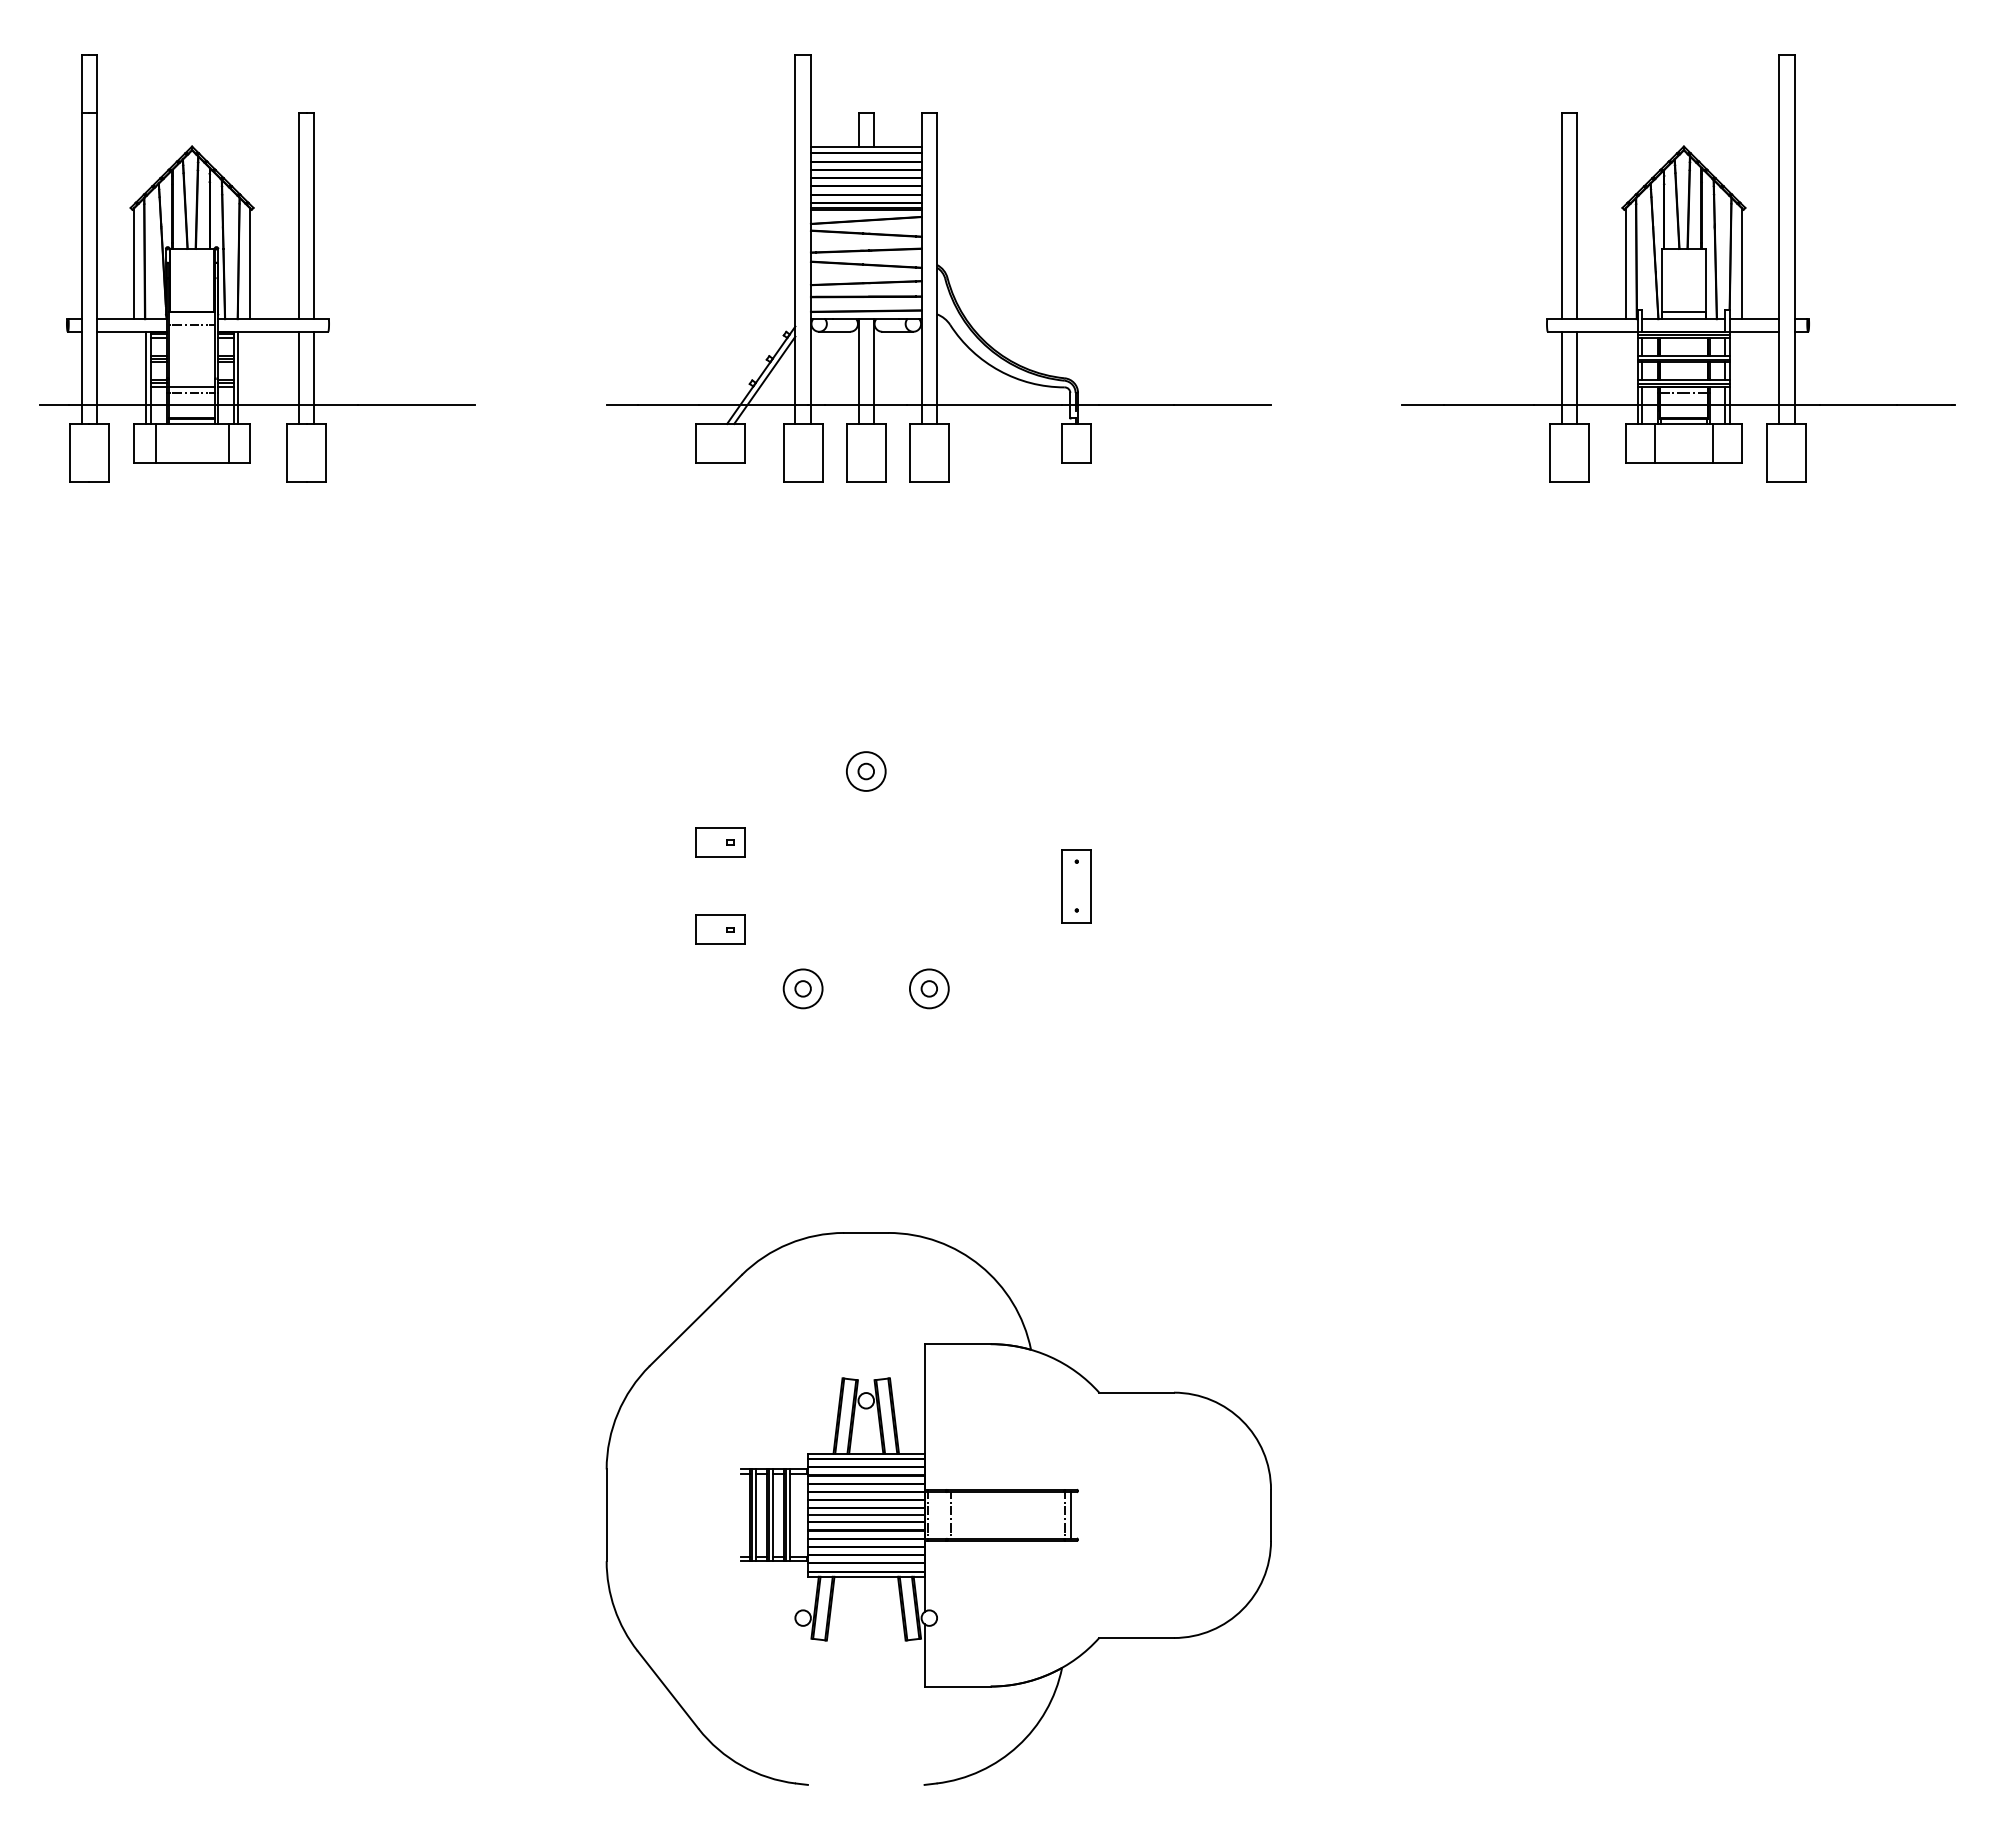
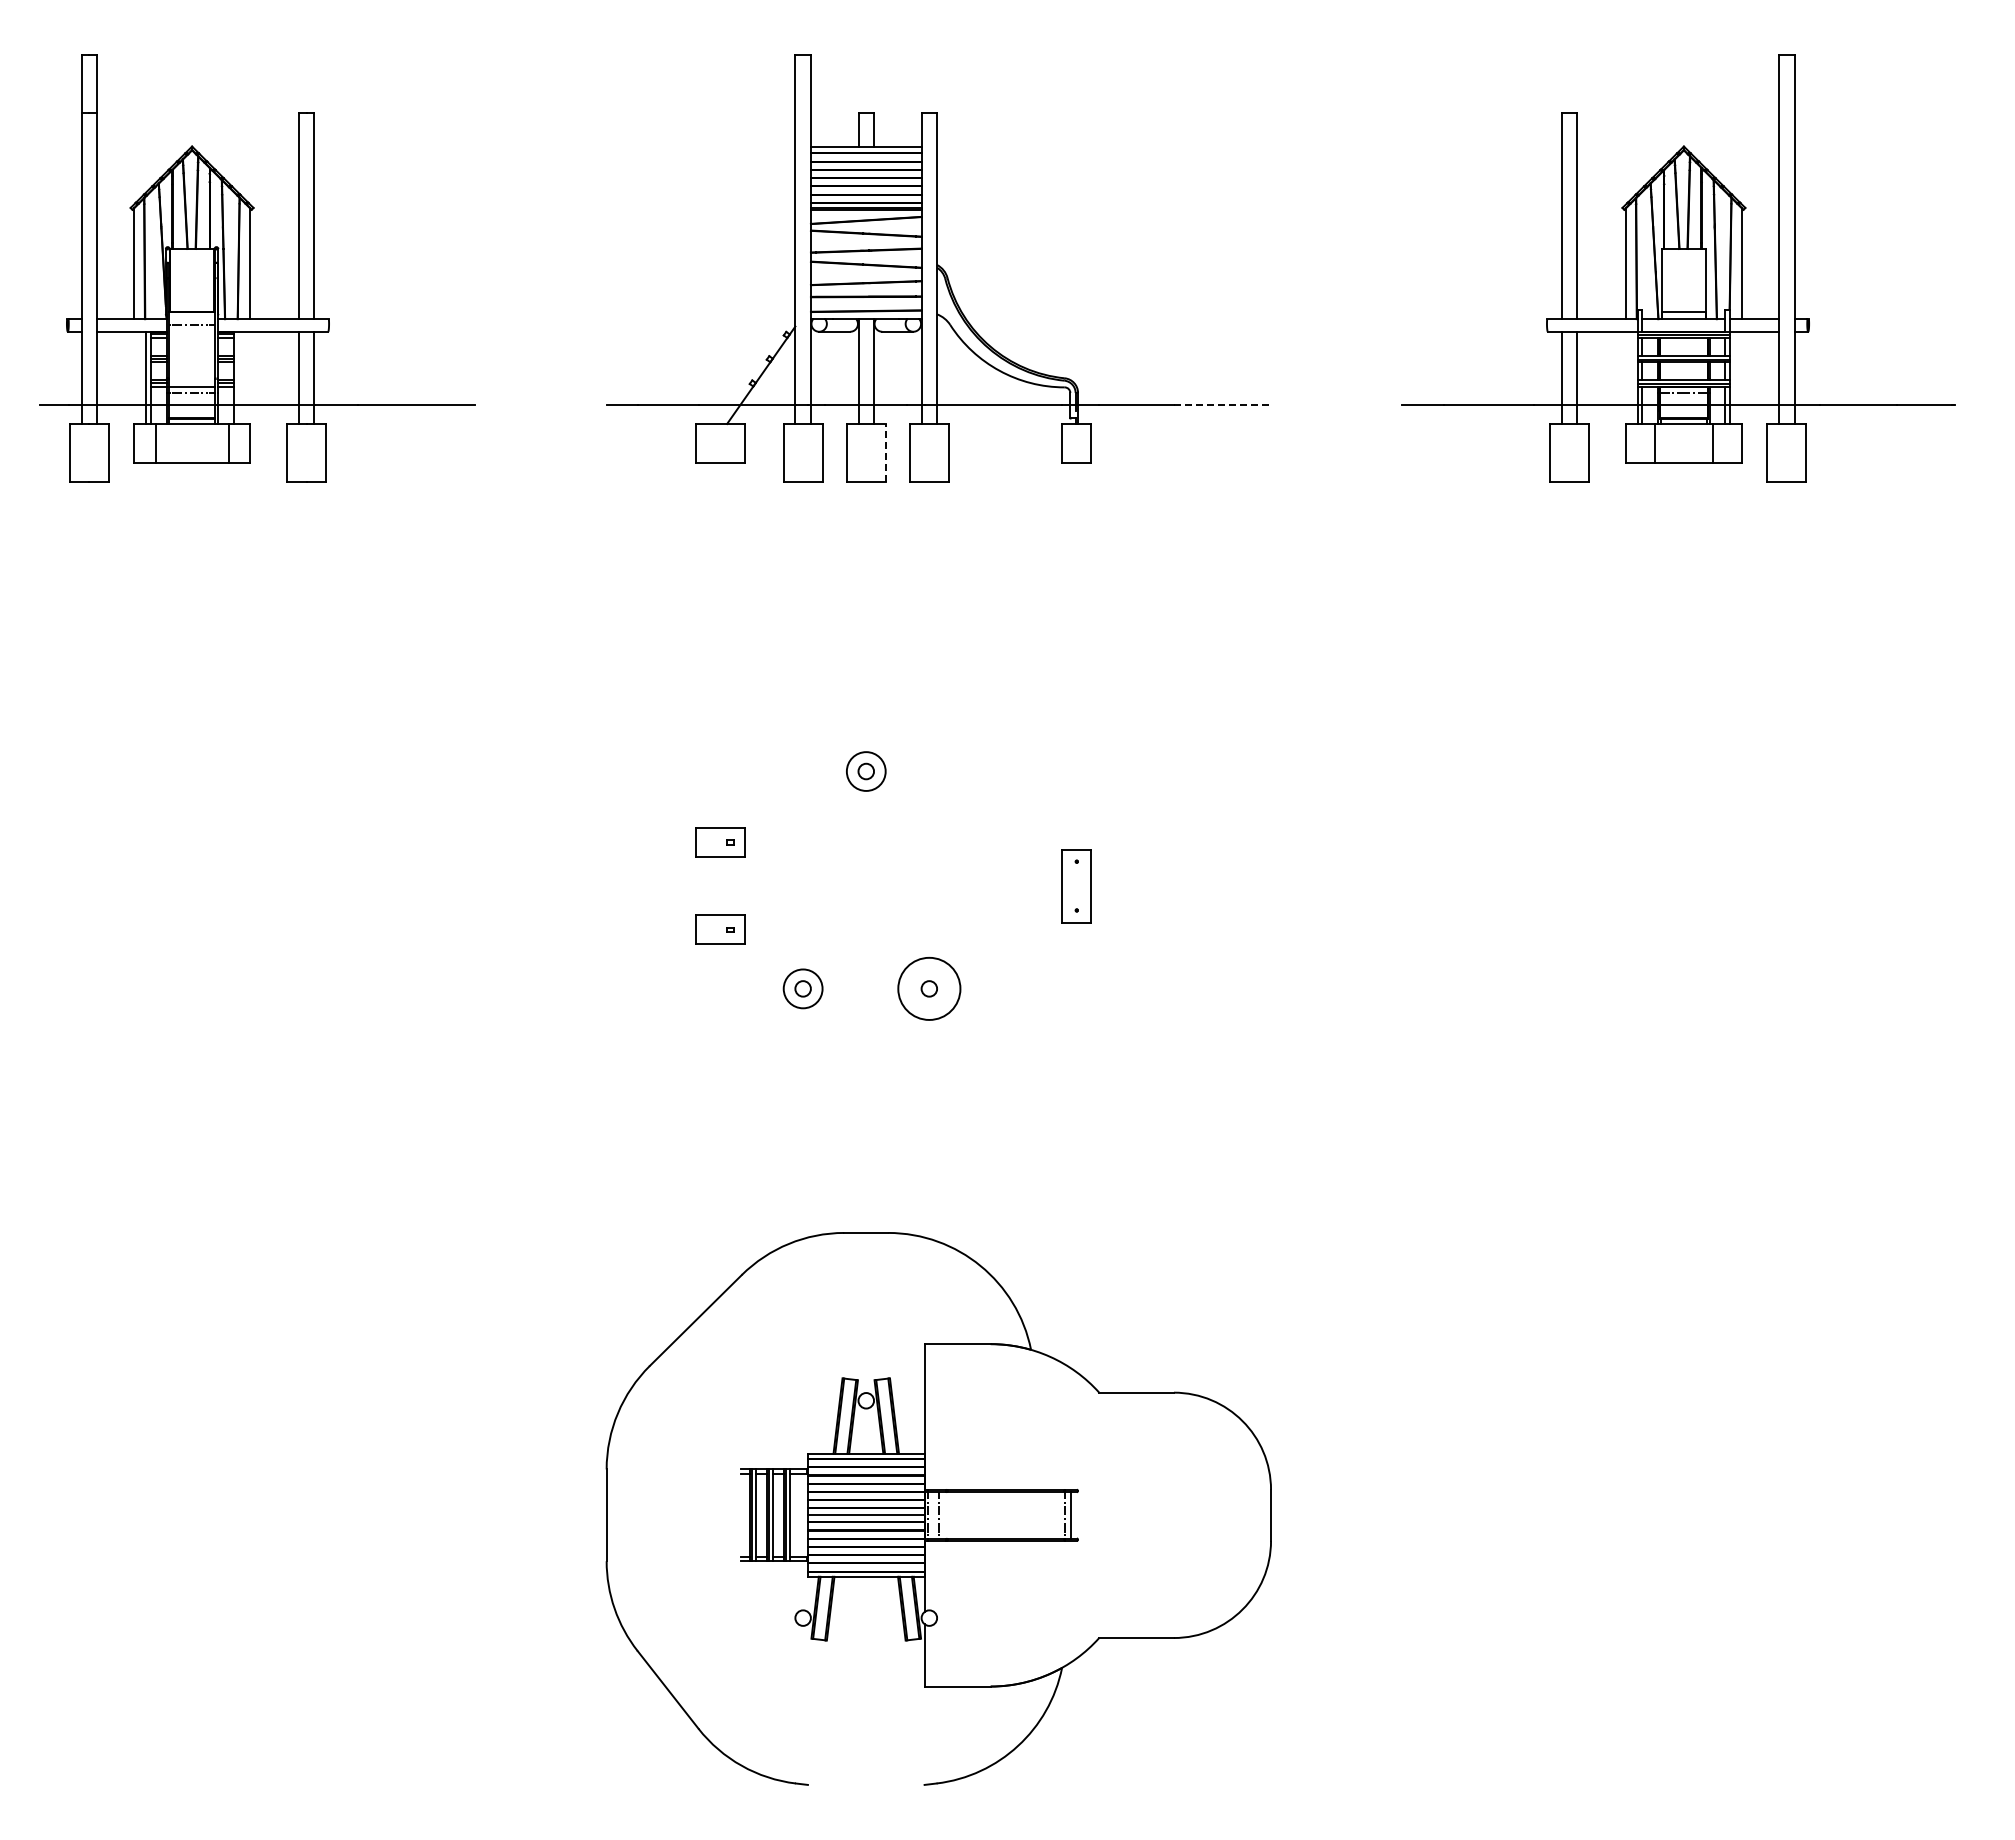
line: present -> none (237, 377)
line: present -> none (764, 380)
line: solid -> dashed (1222, 404)
line: solid -> dashed (885, 452)
circle diameter: 39 px -> 62 px (929, 988)
line position: (950, 1515) -> (938, 1515) (938, 1515)
